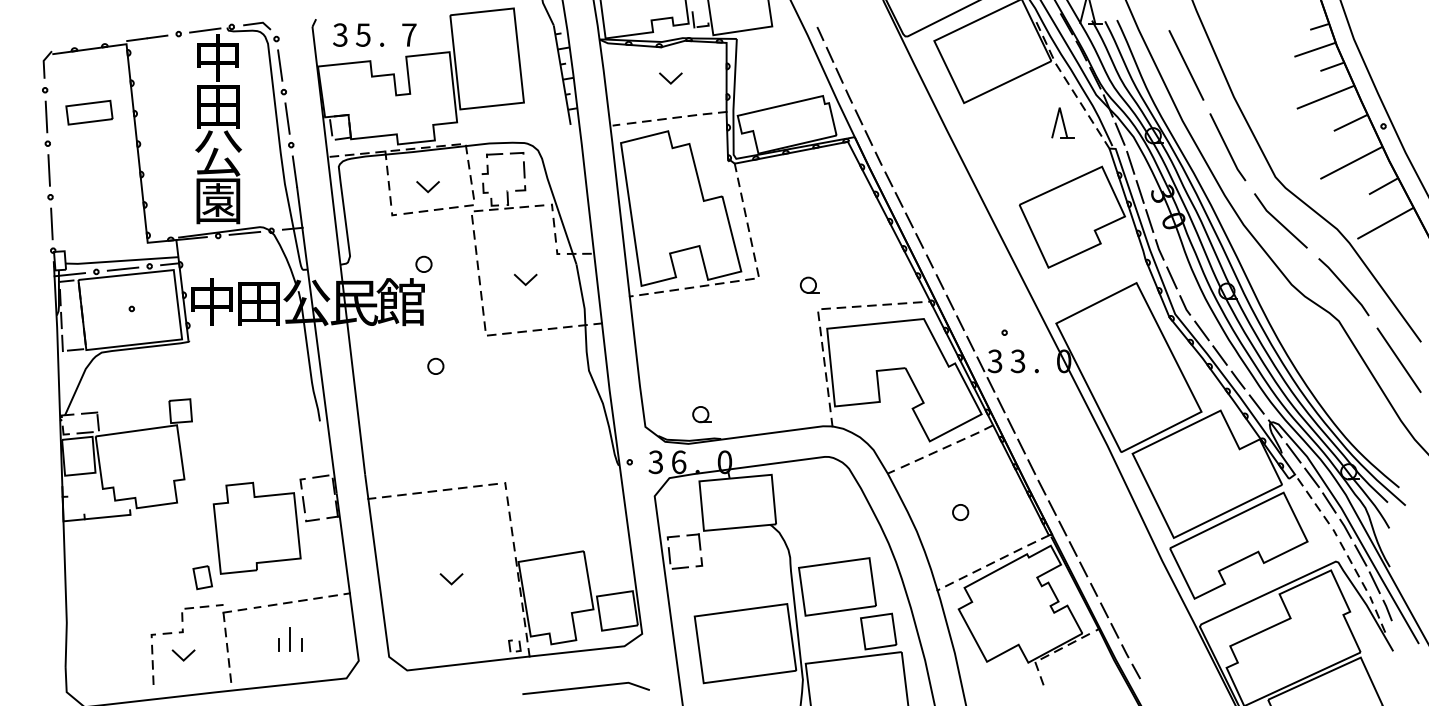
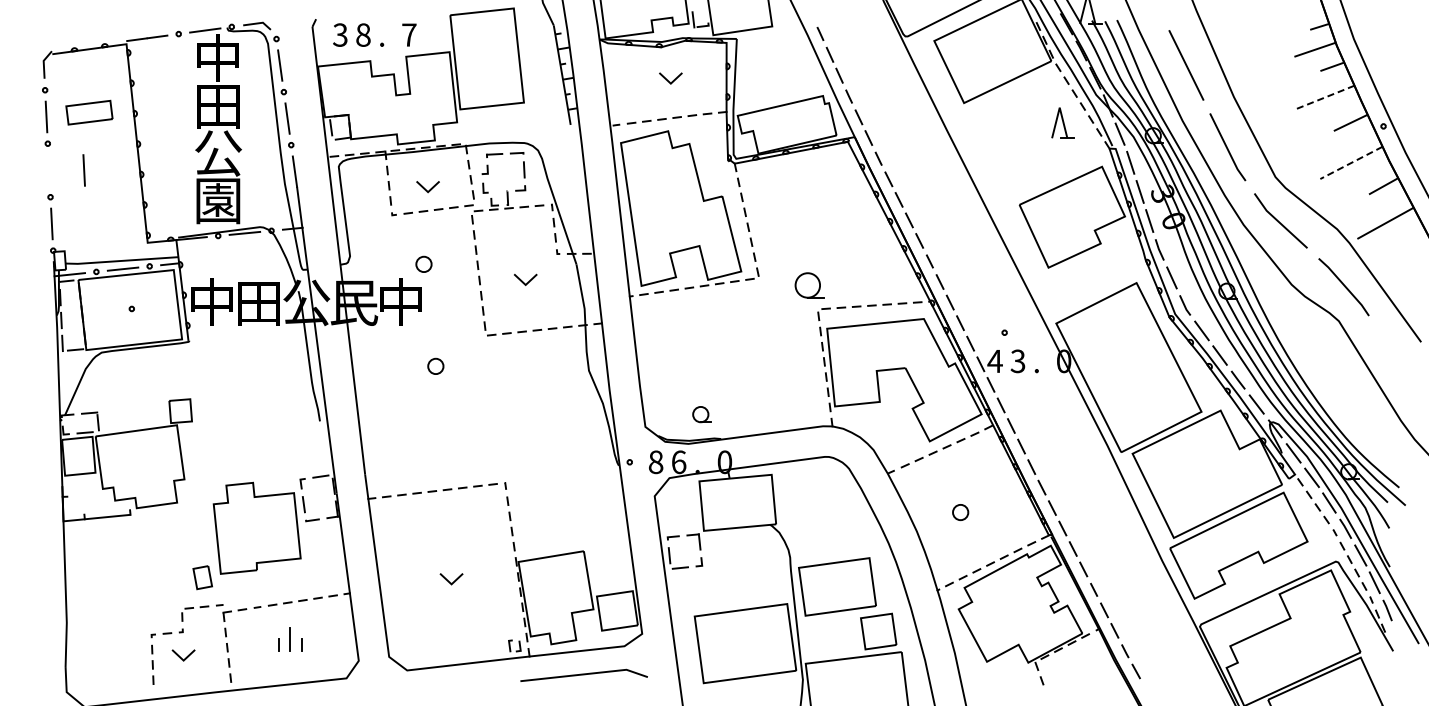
text: 5 -> 8 (363, 34)
line: solid -> dashed (1325, 97)
line: solid -> dashed (1351, 163)
line position: (48, 170) -> (83, 170) (83, 170)
part size: 21x18 px -> 31x27 px (809, 285)
text: 館 -> 中 (400, 302)
line: present -> none (1398, 359)
text: 3 -> 4 (994, 361)
text: 3 -> 8 (655, 461)
line position: (585, 687) -> (583, 674) (583, 674)
